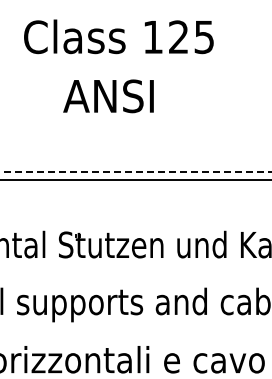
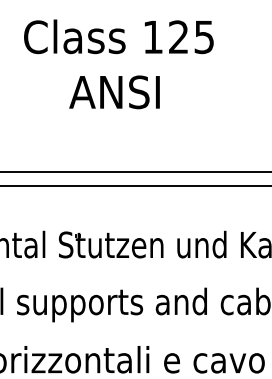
text position: (108, 96) -> (114, 92) (114, 92)
line: dashed -> solid (135, 172)
line position: (135, 180) -> (135, 186) (135, 186)
